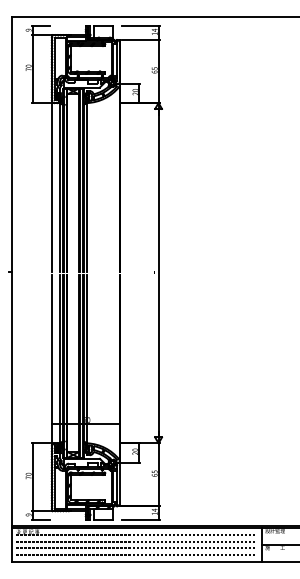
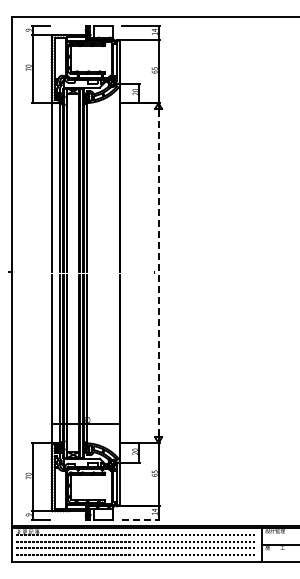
line: solid -> dashed (158, 273)
line: solid -> dashed (140, 519)
